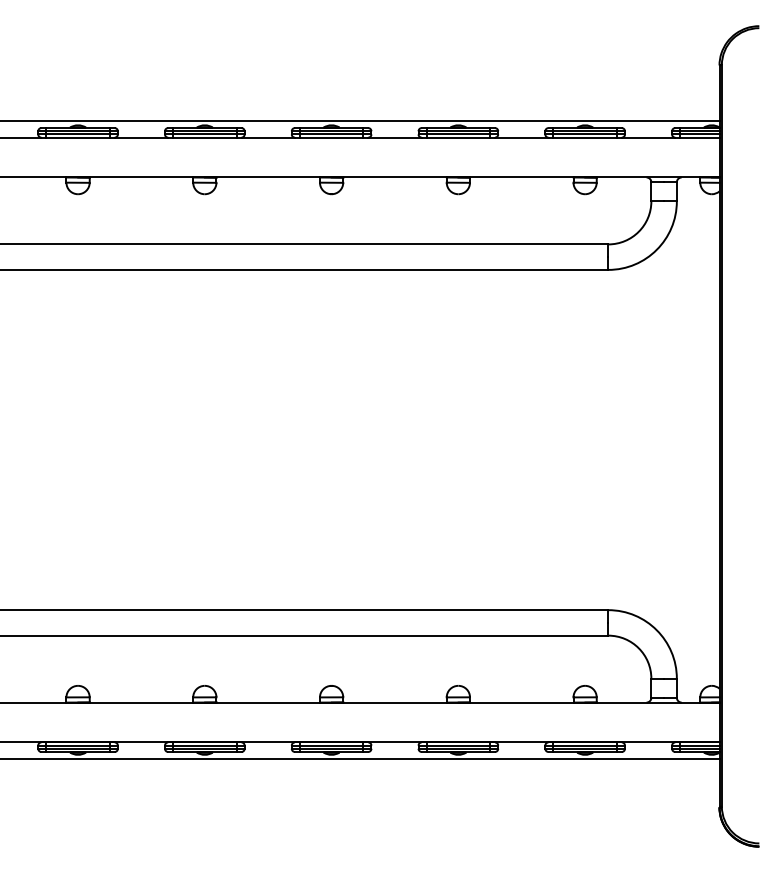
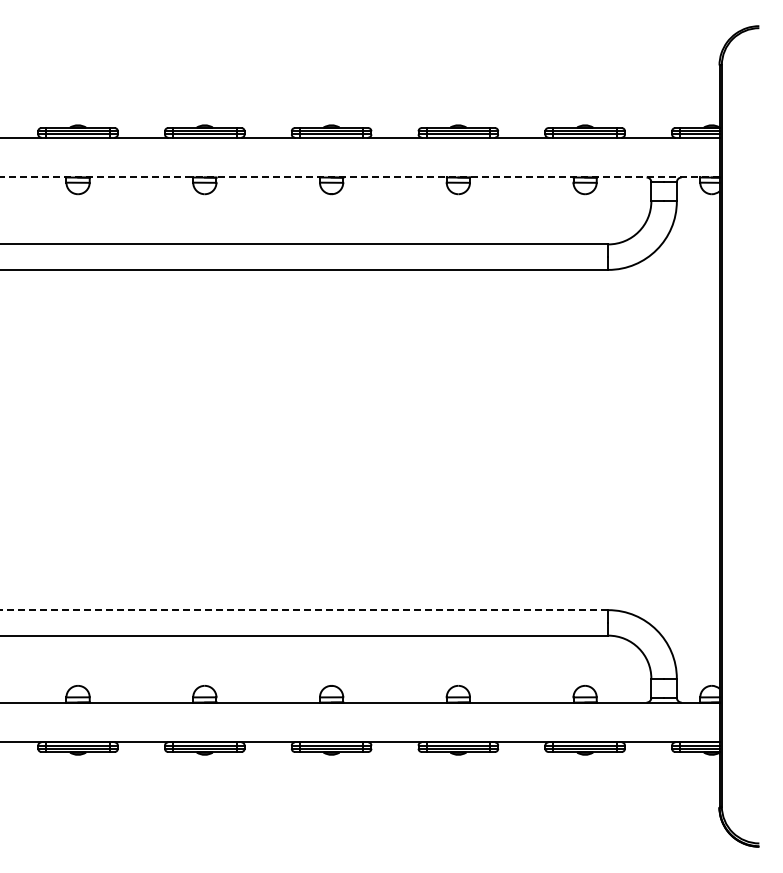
line: present -> none (360, 121)
line: solid -> dashed (359, 177)
line: solid -> dashed (304, 610)
line: present -> none (360, 758)
